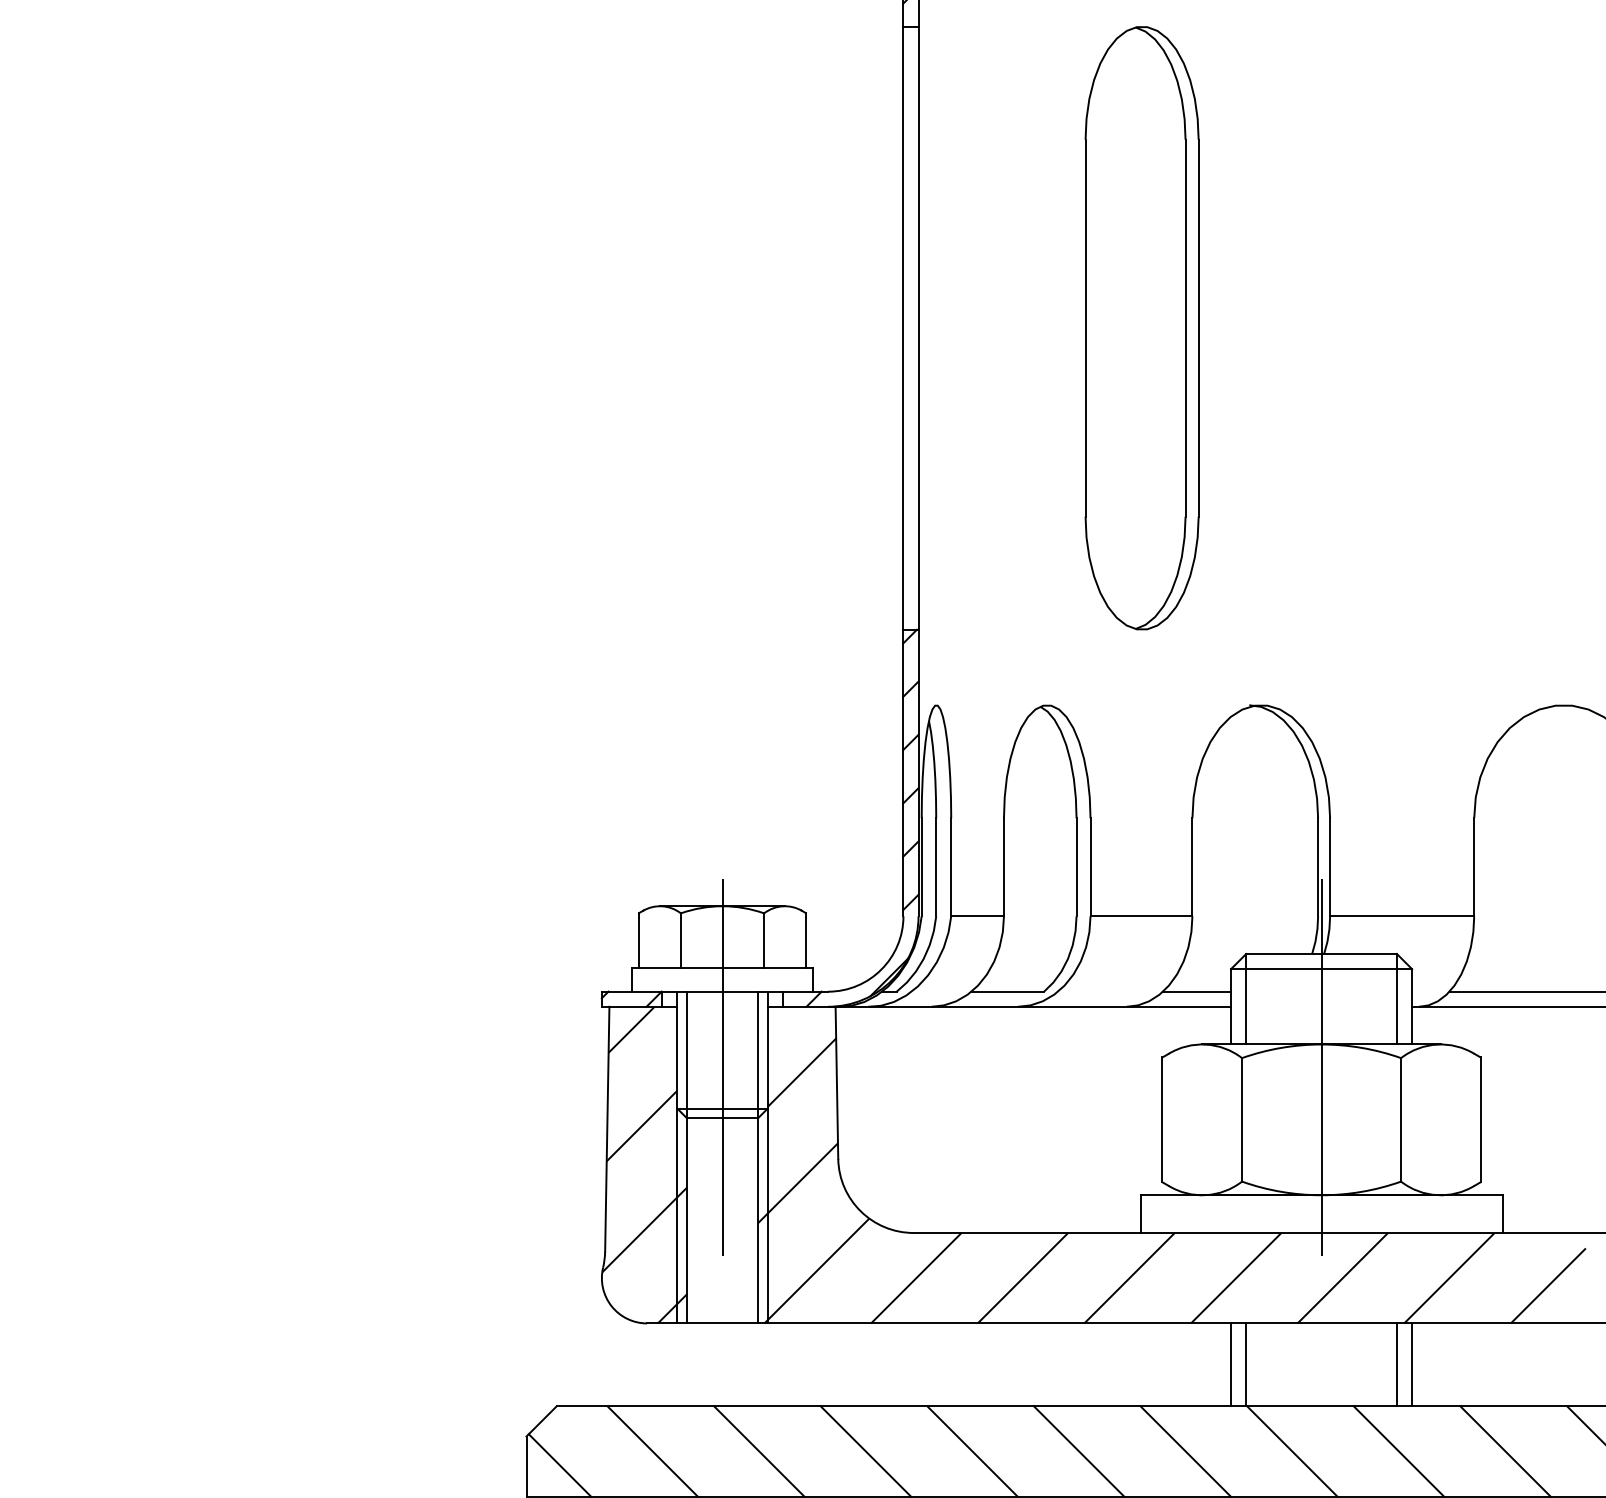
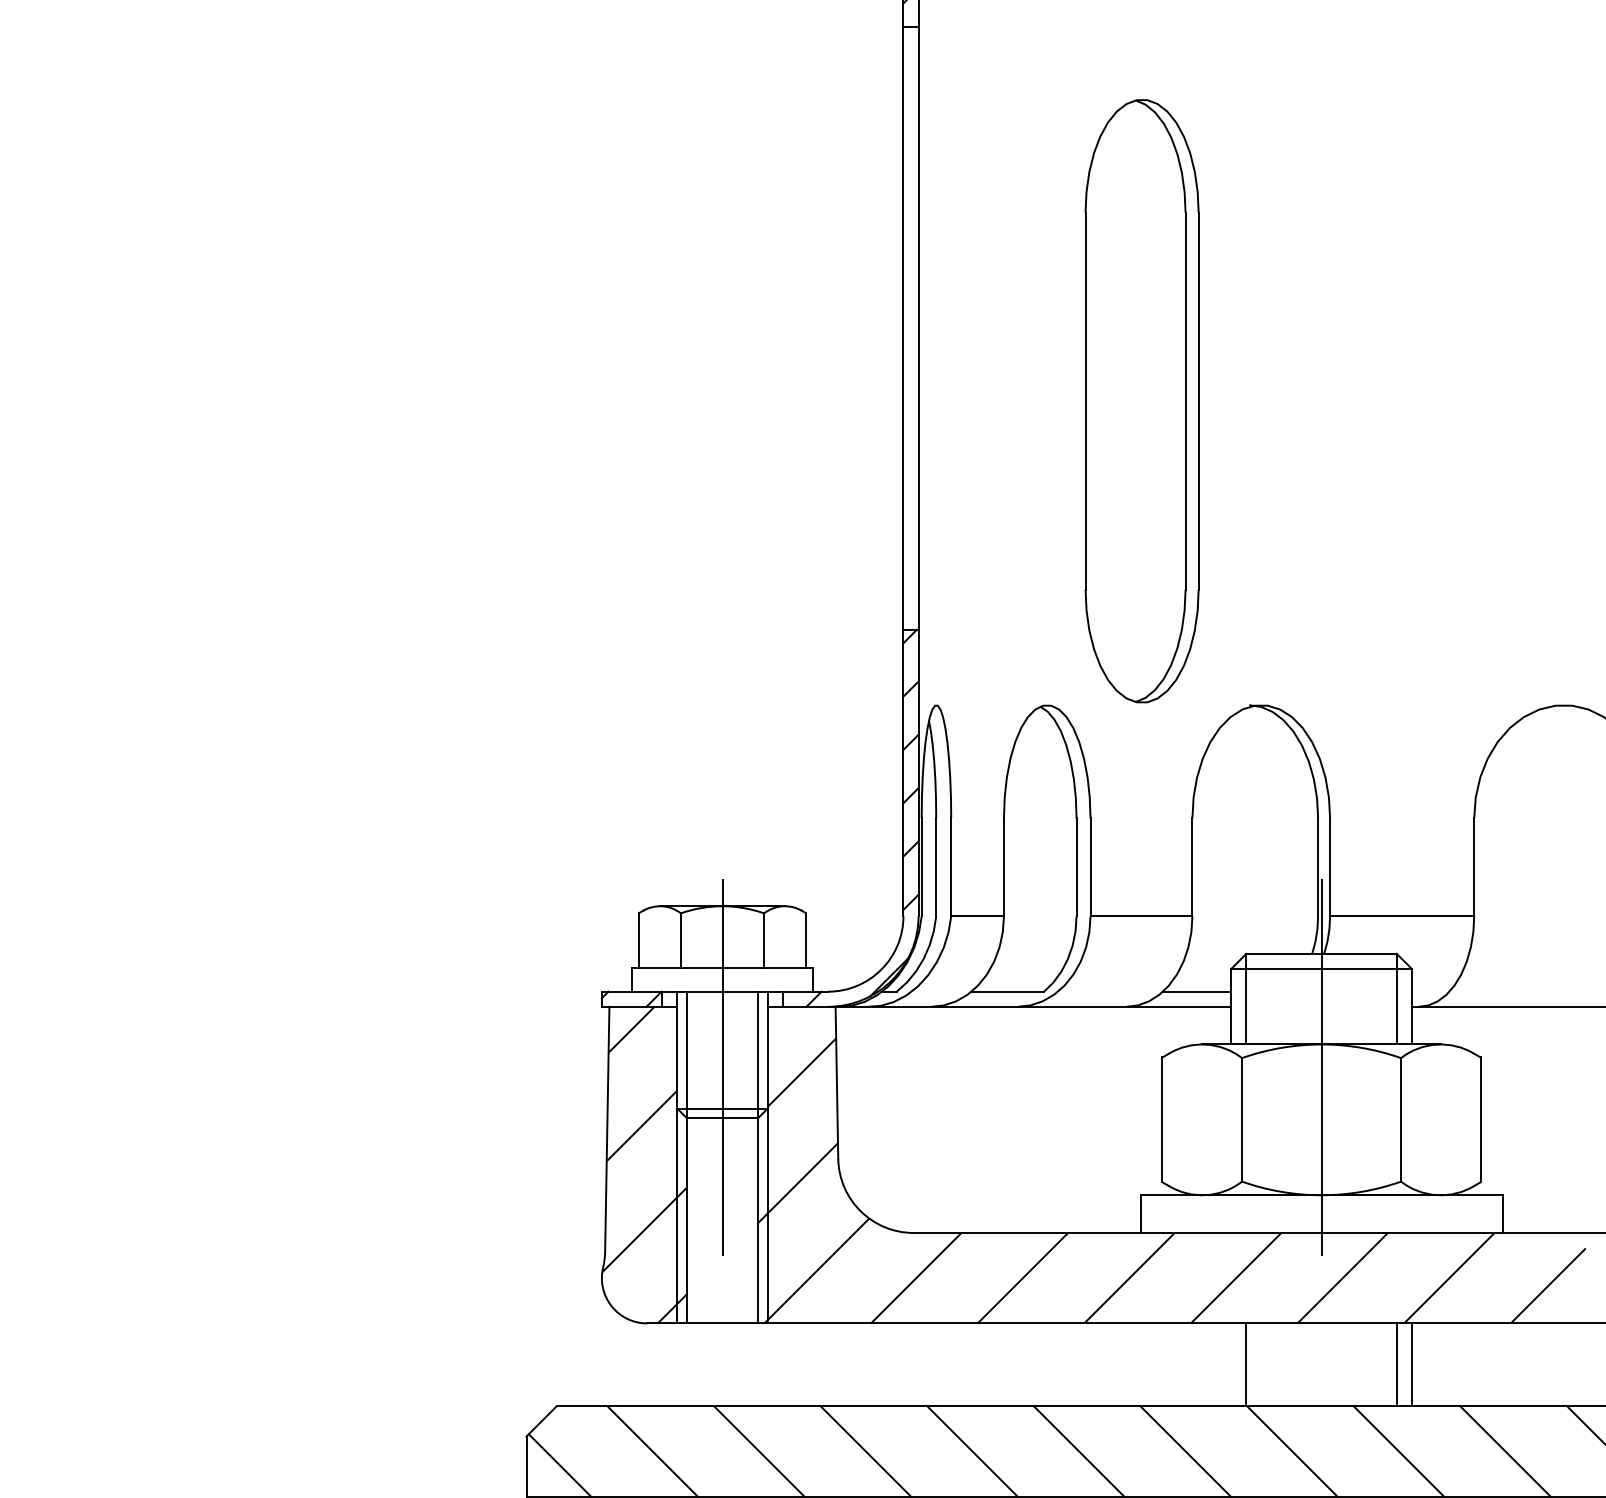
part position: (1141, 328) -> (1141, 401) (1141, 401)
line: present -> none (1525, 991)
line: present -> none (1231, 1364)
